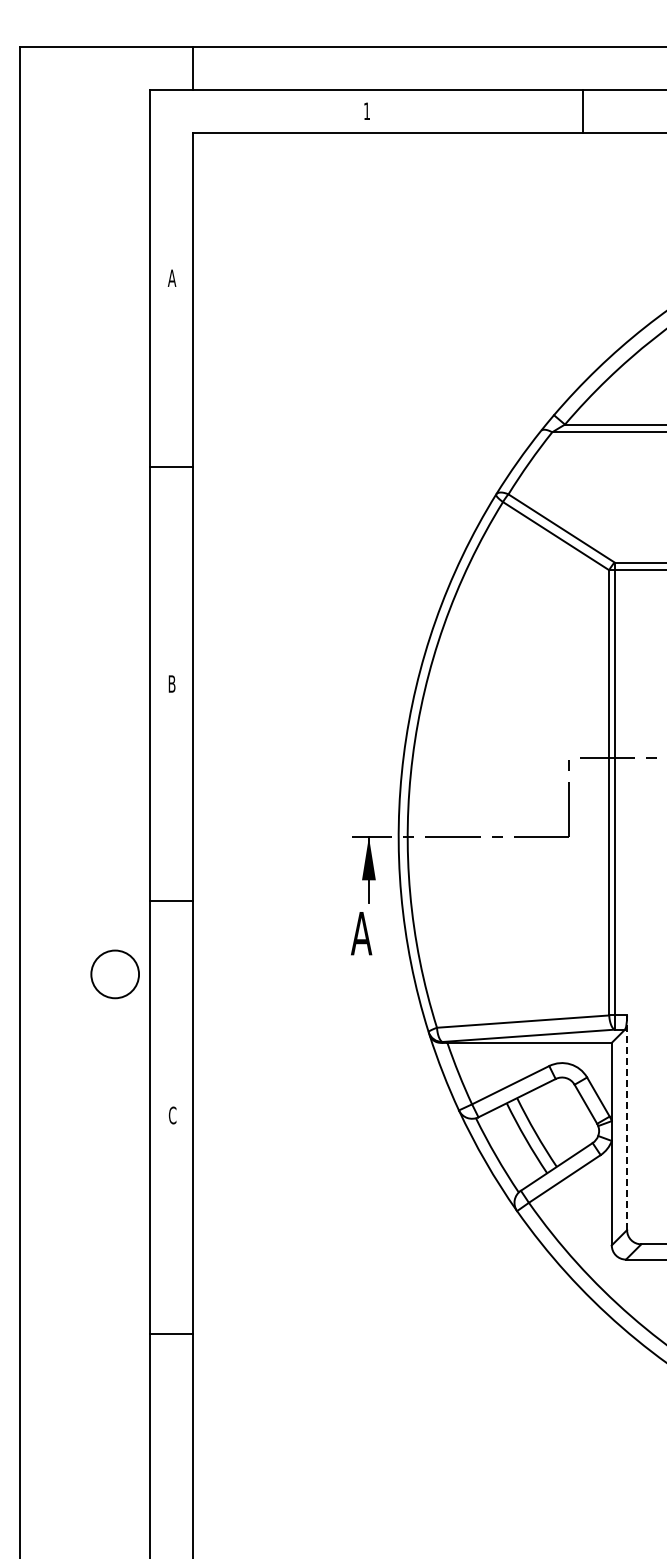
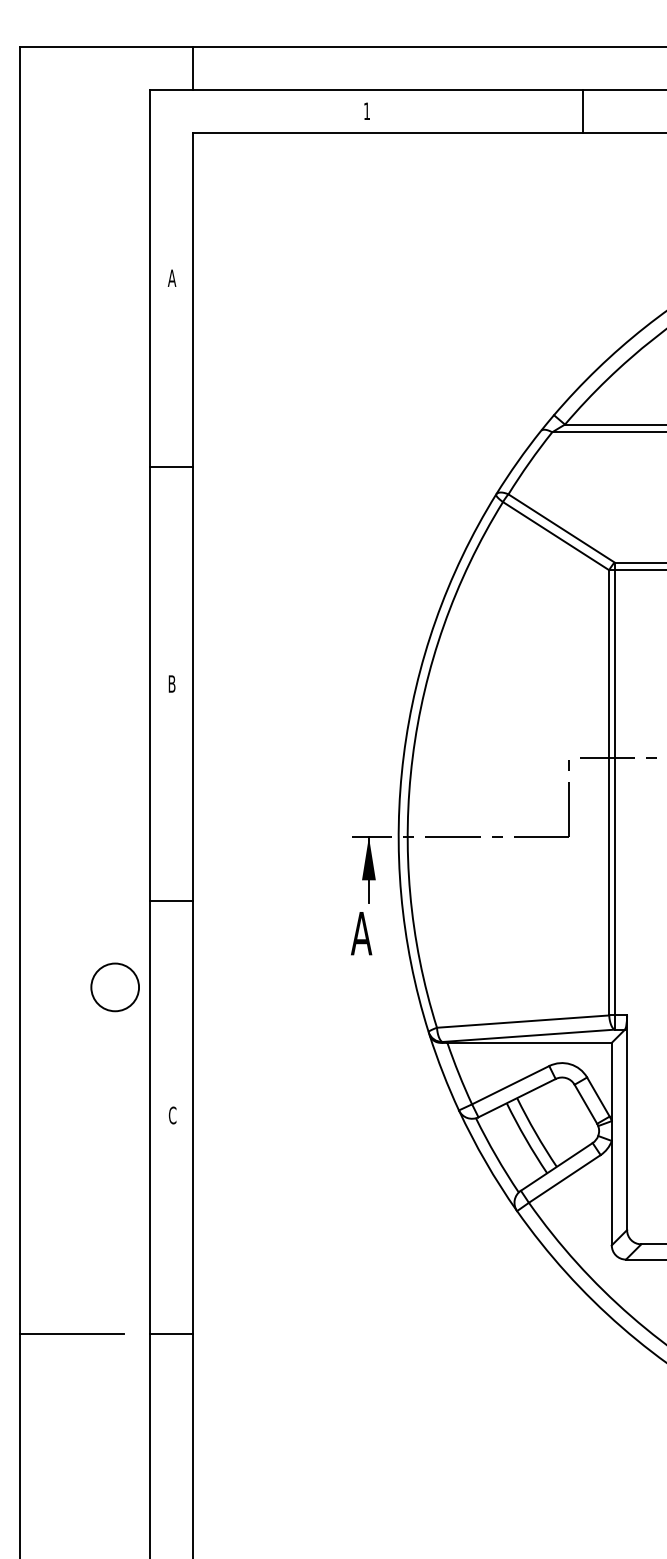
circle position: (114, 974) -> (114, 987) (114, 987)
line: dashed -> solid (627, 1122)
line: none -> present (71, 1334)
